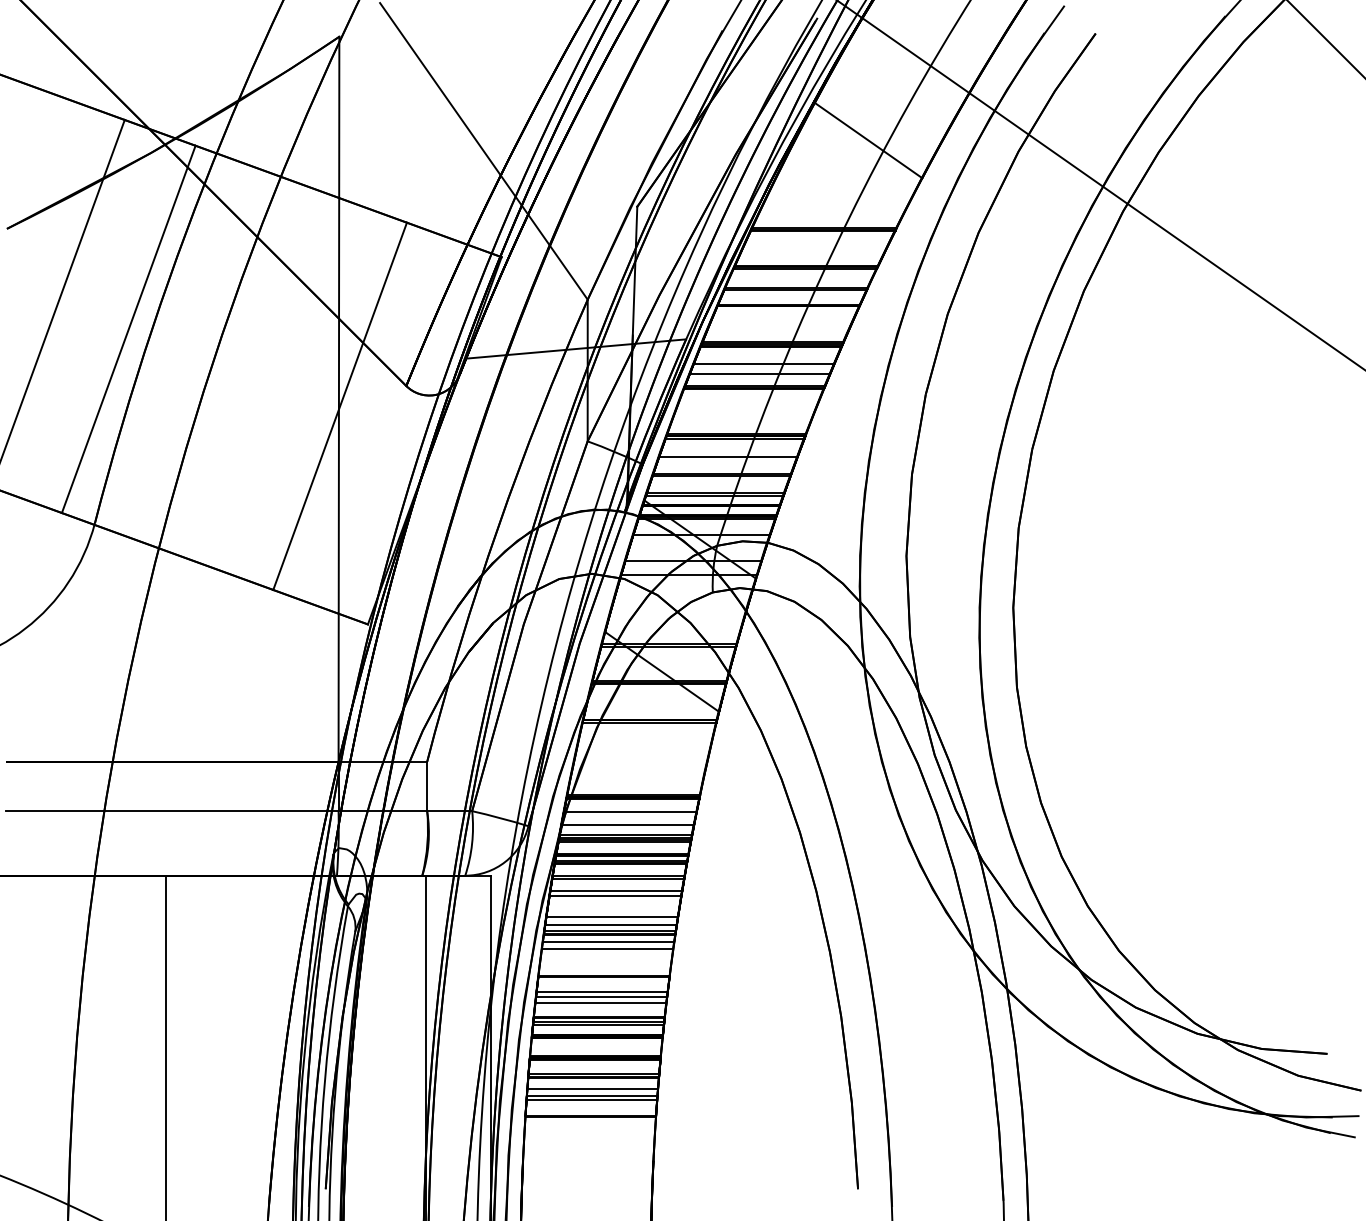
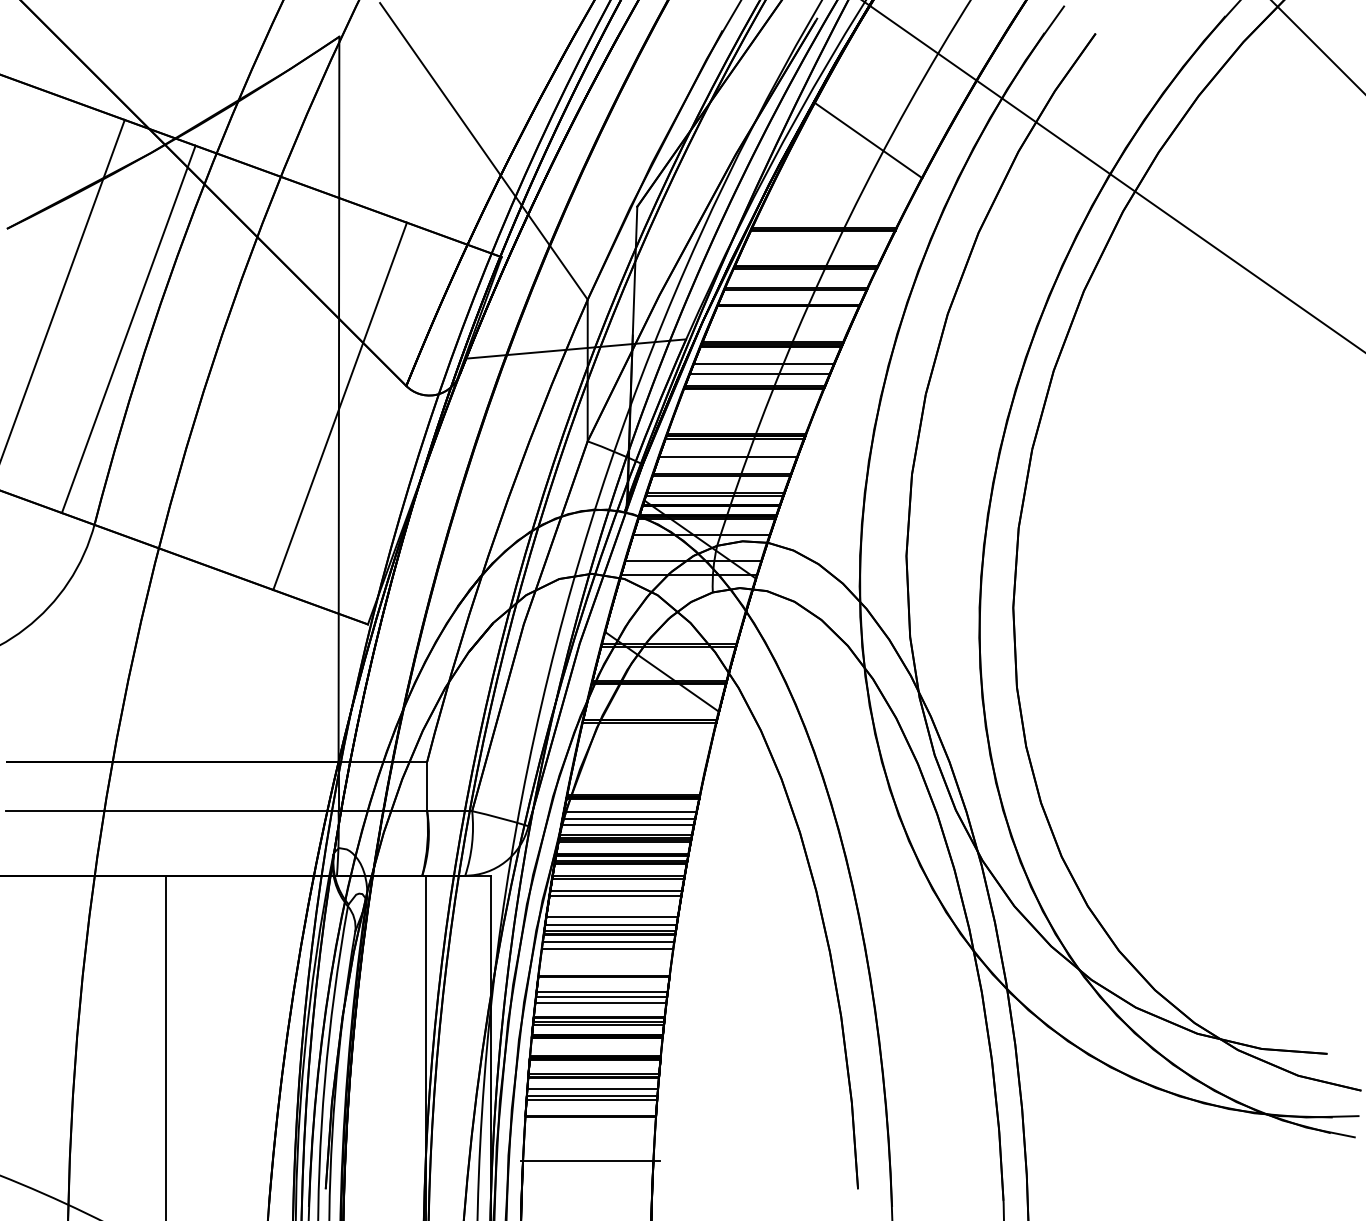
line position: (1325, 38) -> (1317, 47) (1317, 47)
line position: (1100, 185) -> (1113, 176) (1113, 176)
line: none -> present (628, 818)
line: none -> present (589, 1160)
